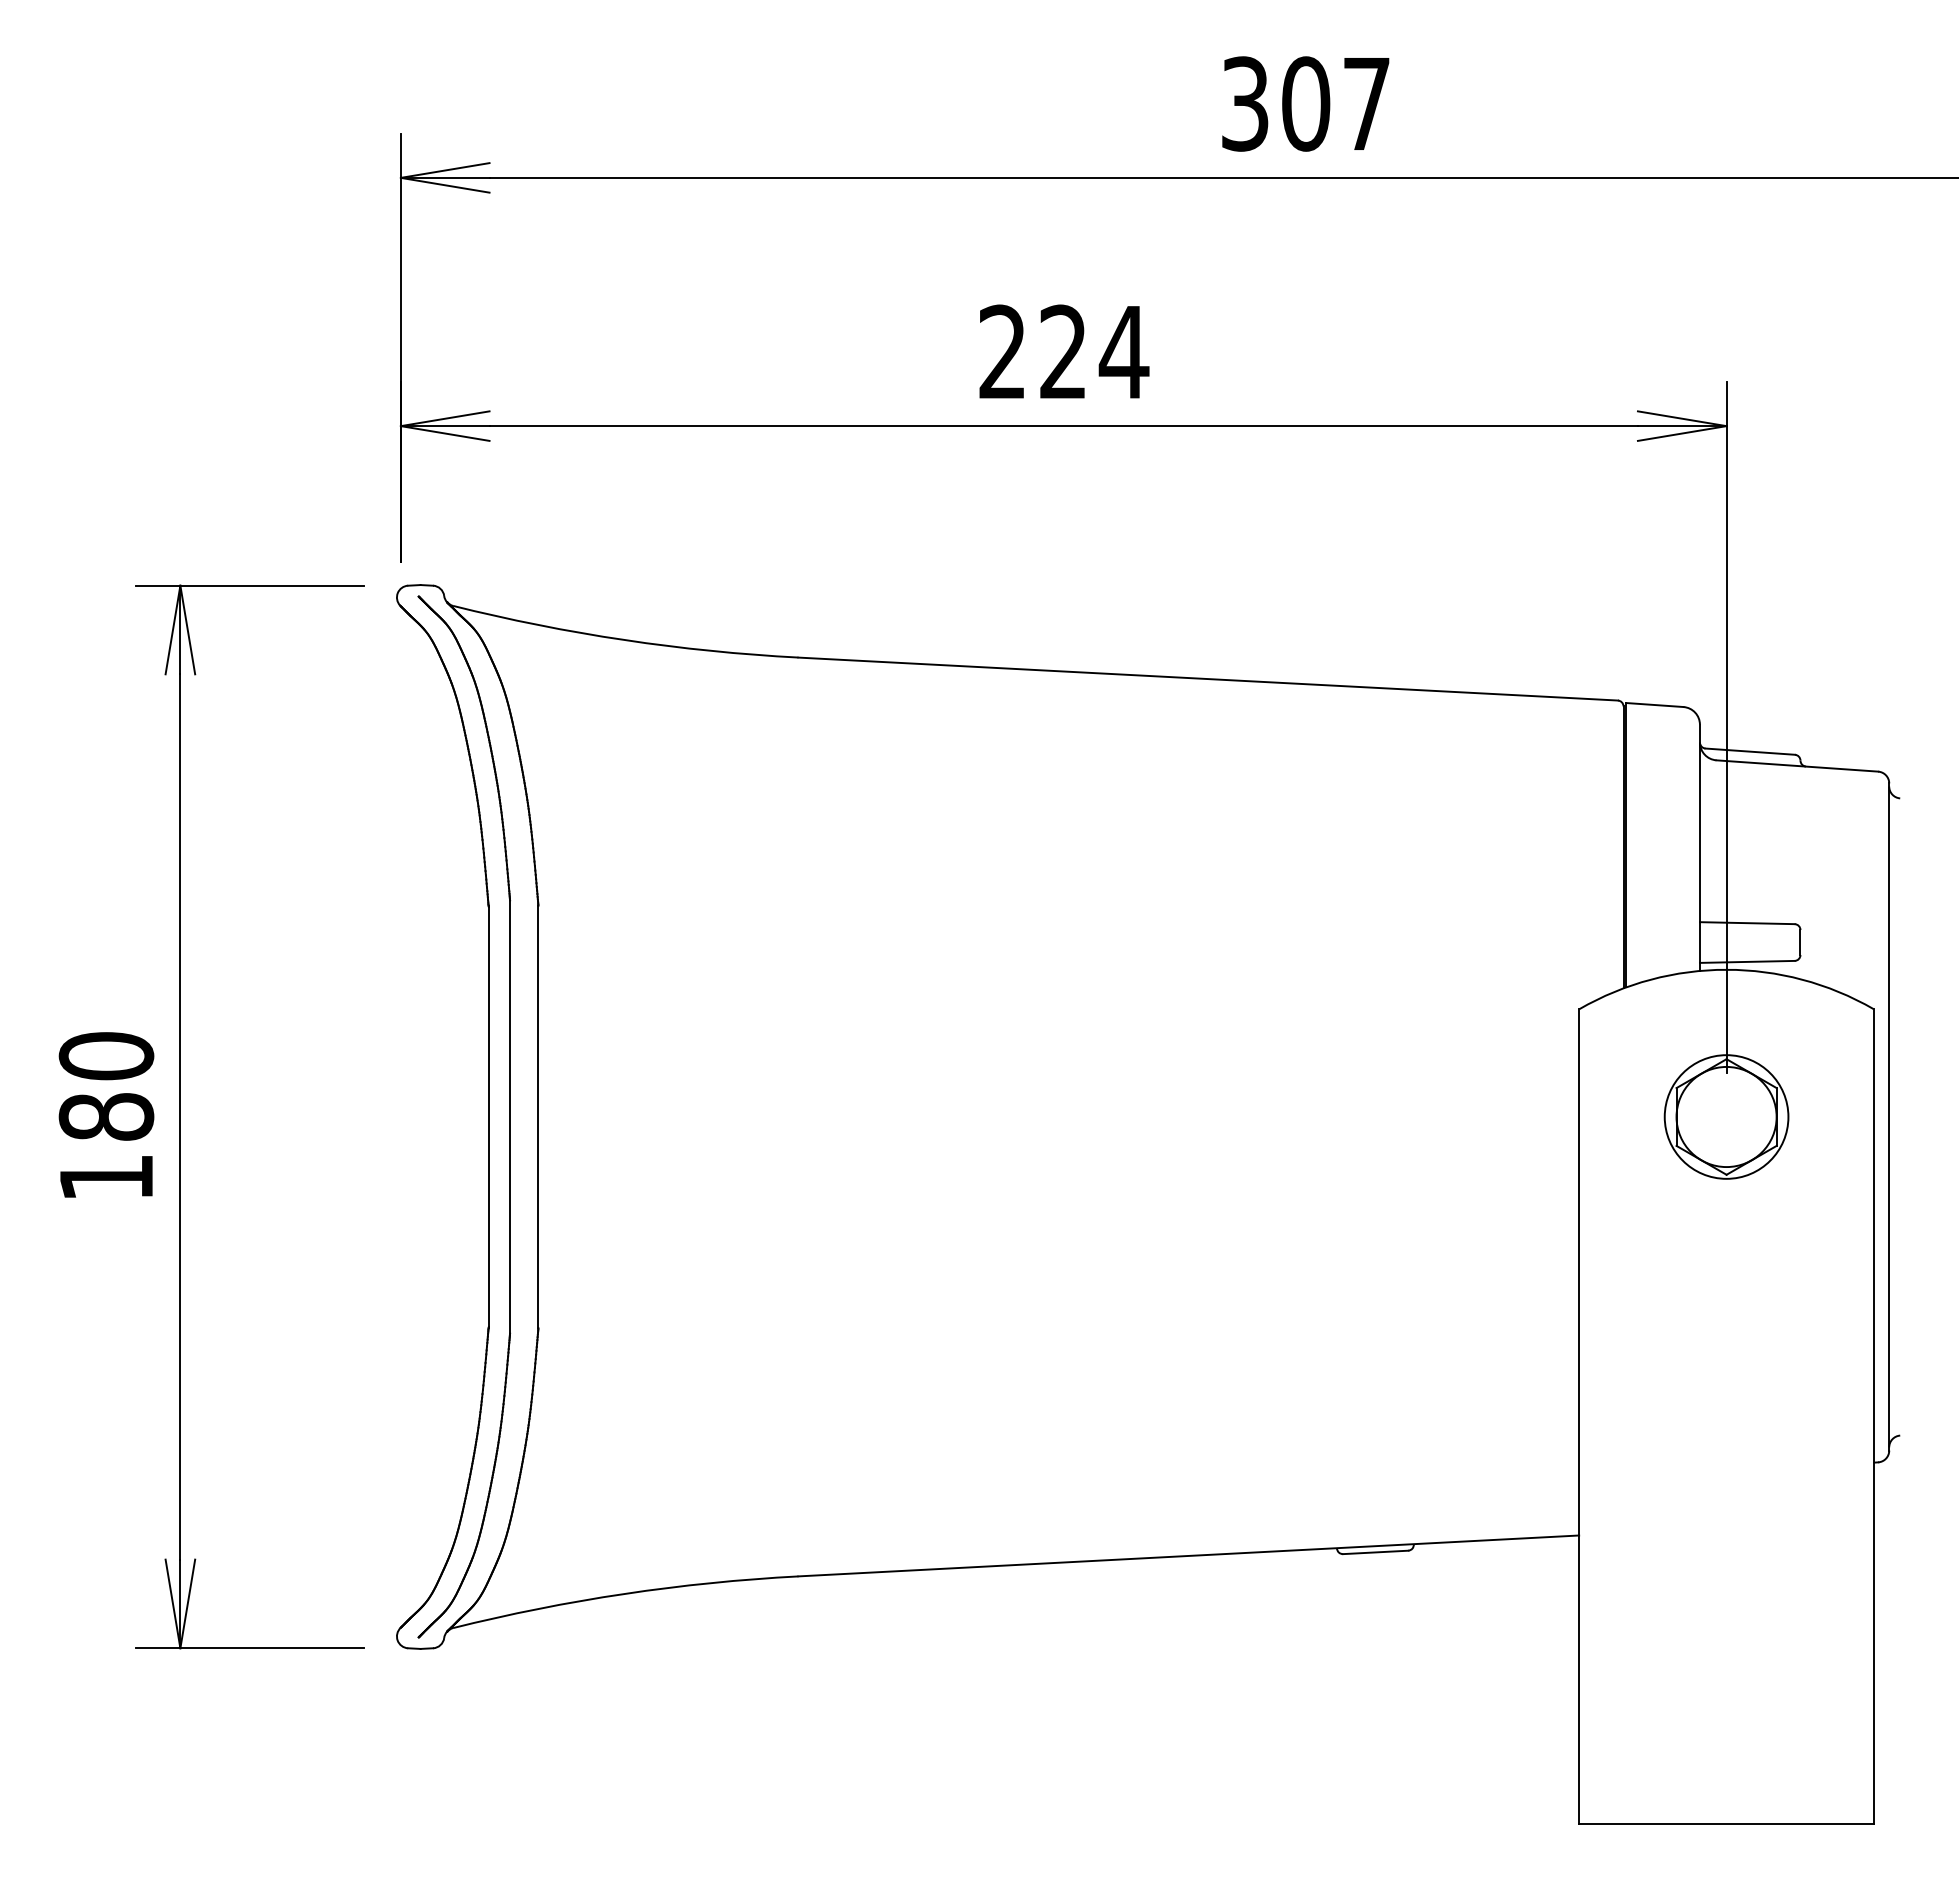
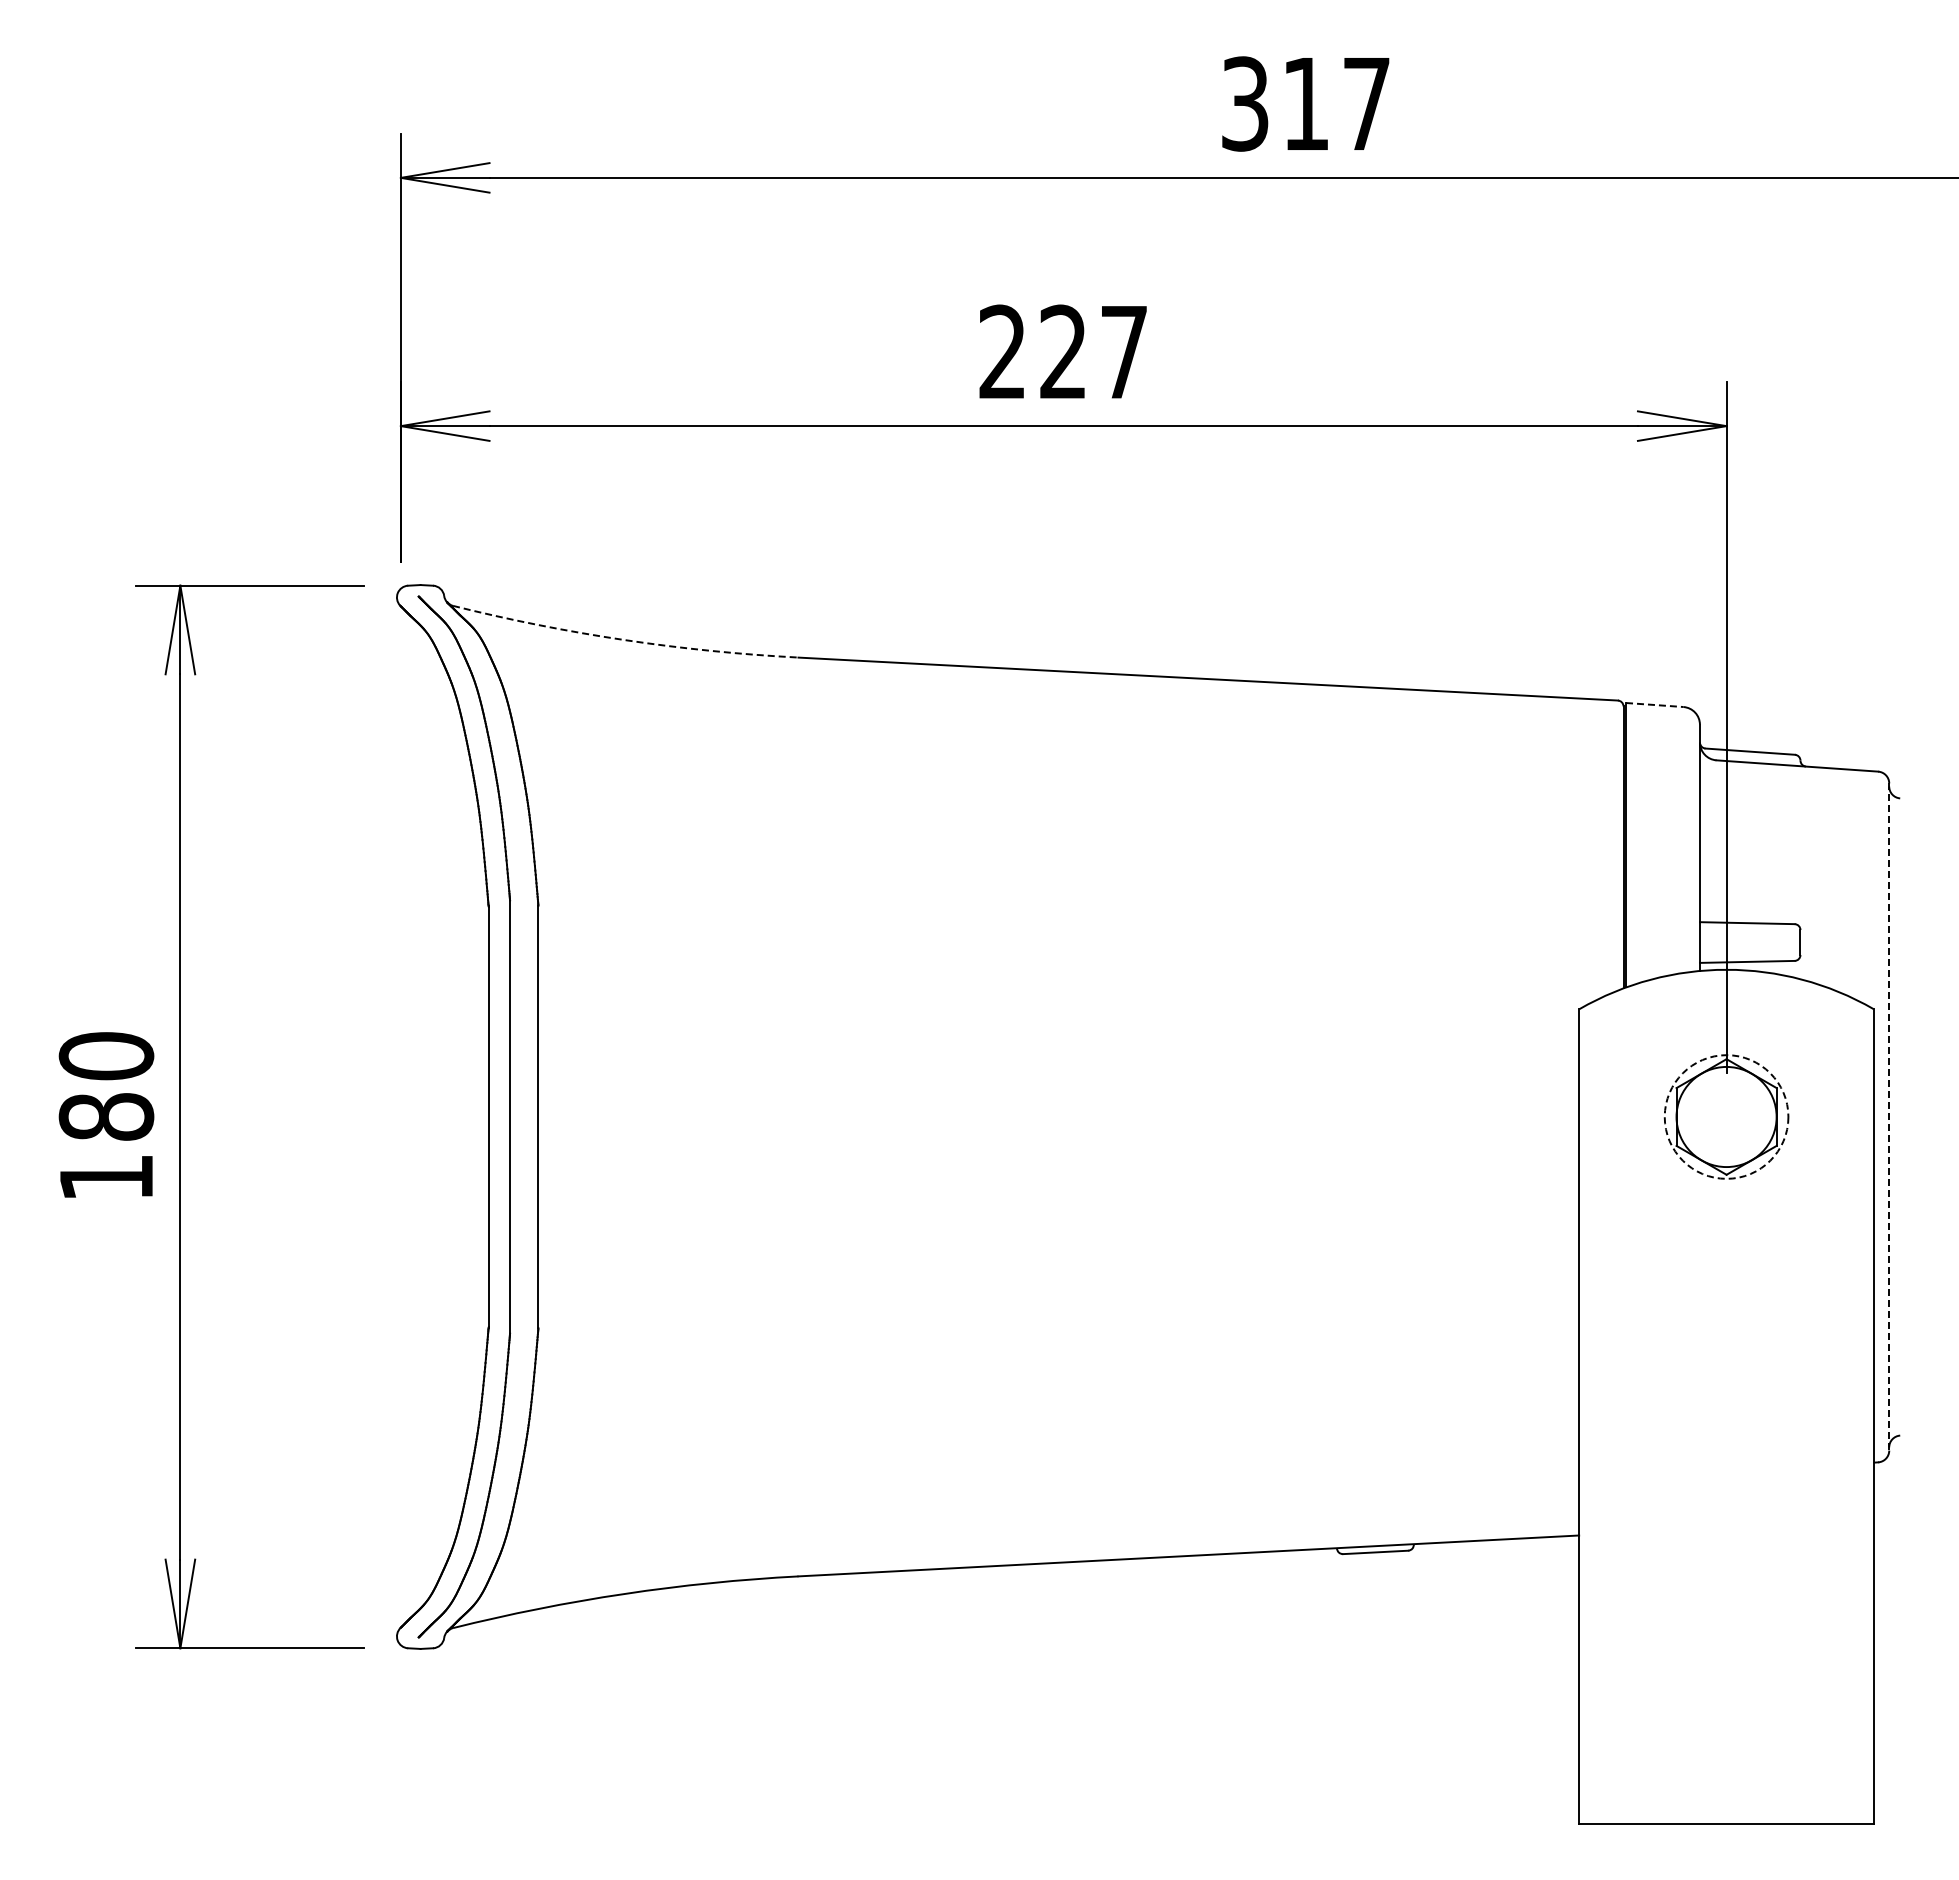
text: 307 -> 317 (1306, 103)
text: 224 -> 227 (1123, 352)
arc: solid -> dashed (624, 640)
line: solid -> dashed (1654, 705)
circle: solid -> dashed (1726, 1116)
line: solid -> dashed (1889, 1117)
